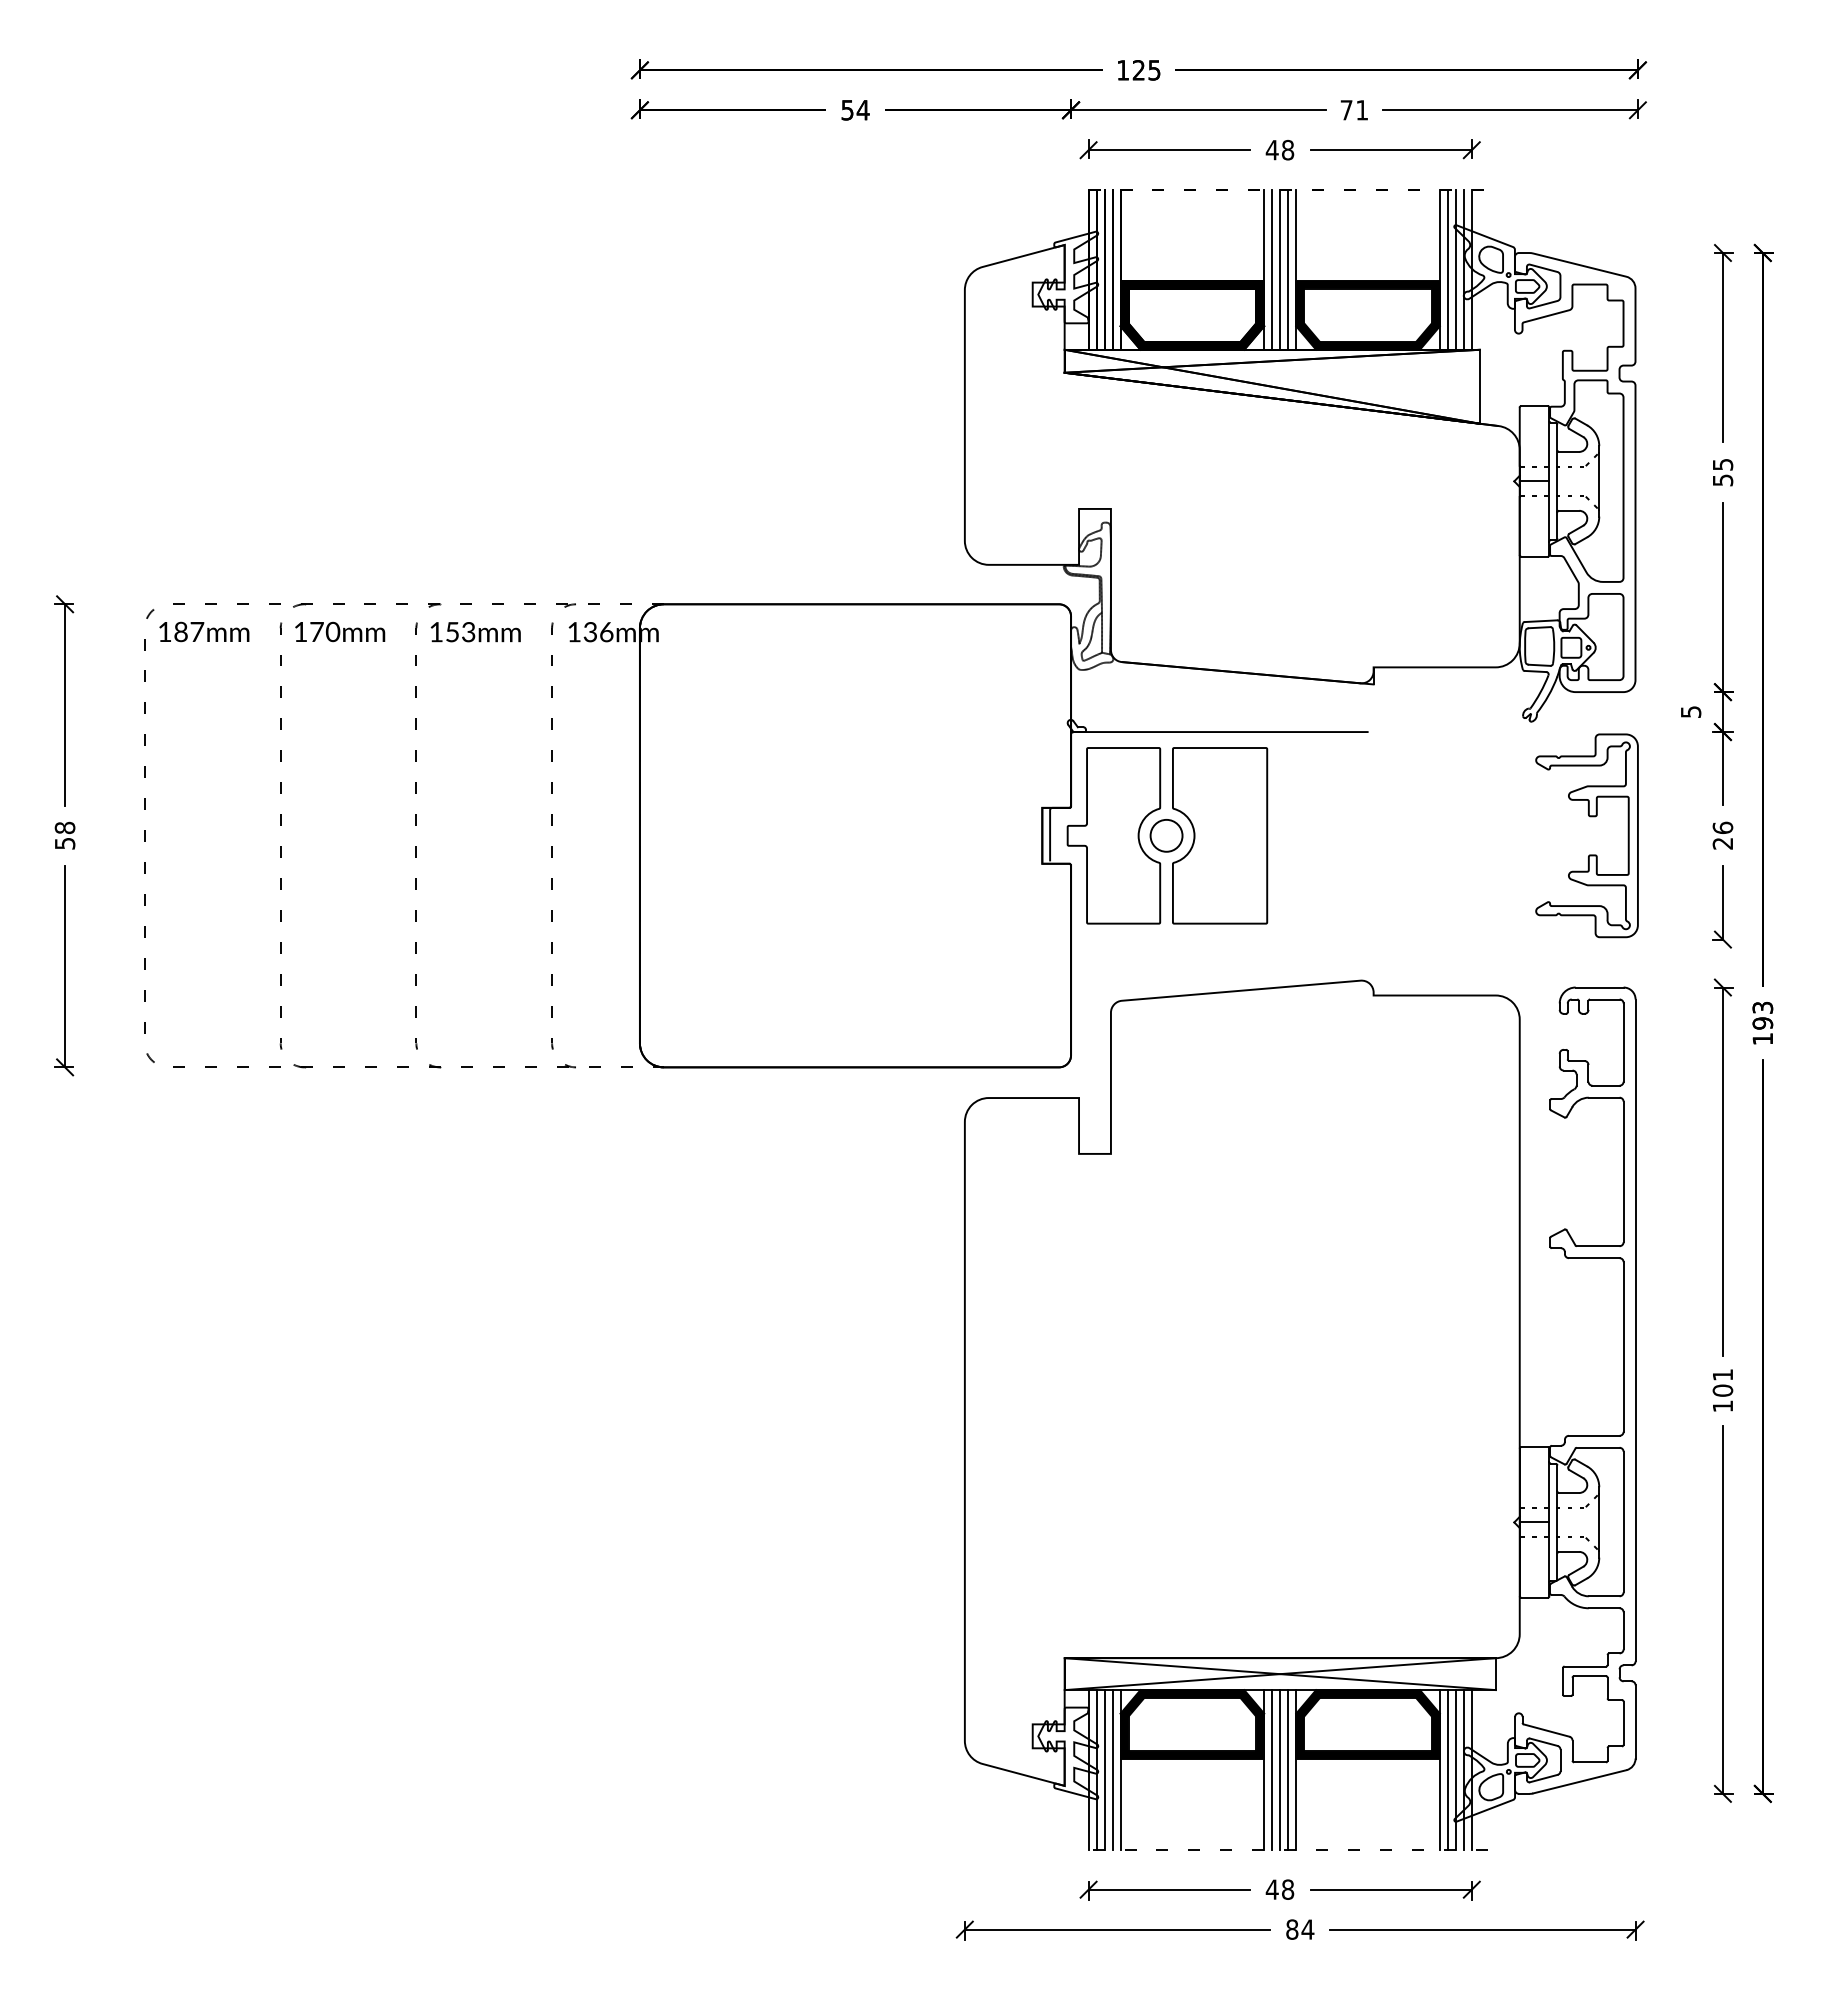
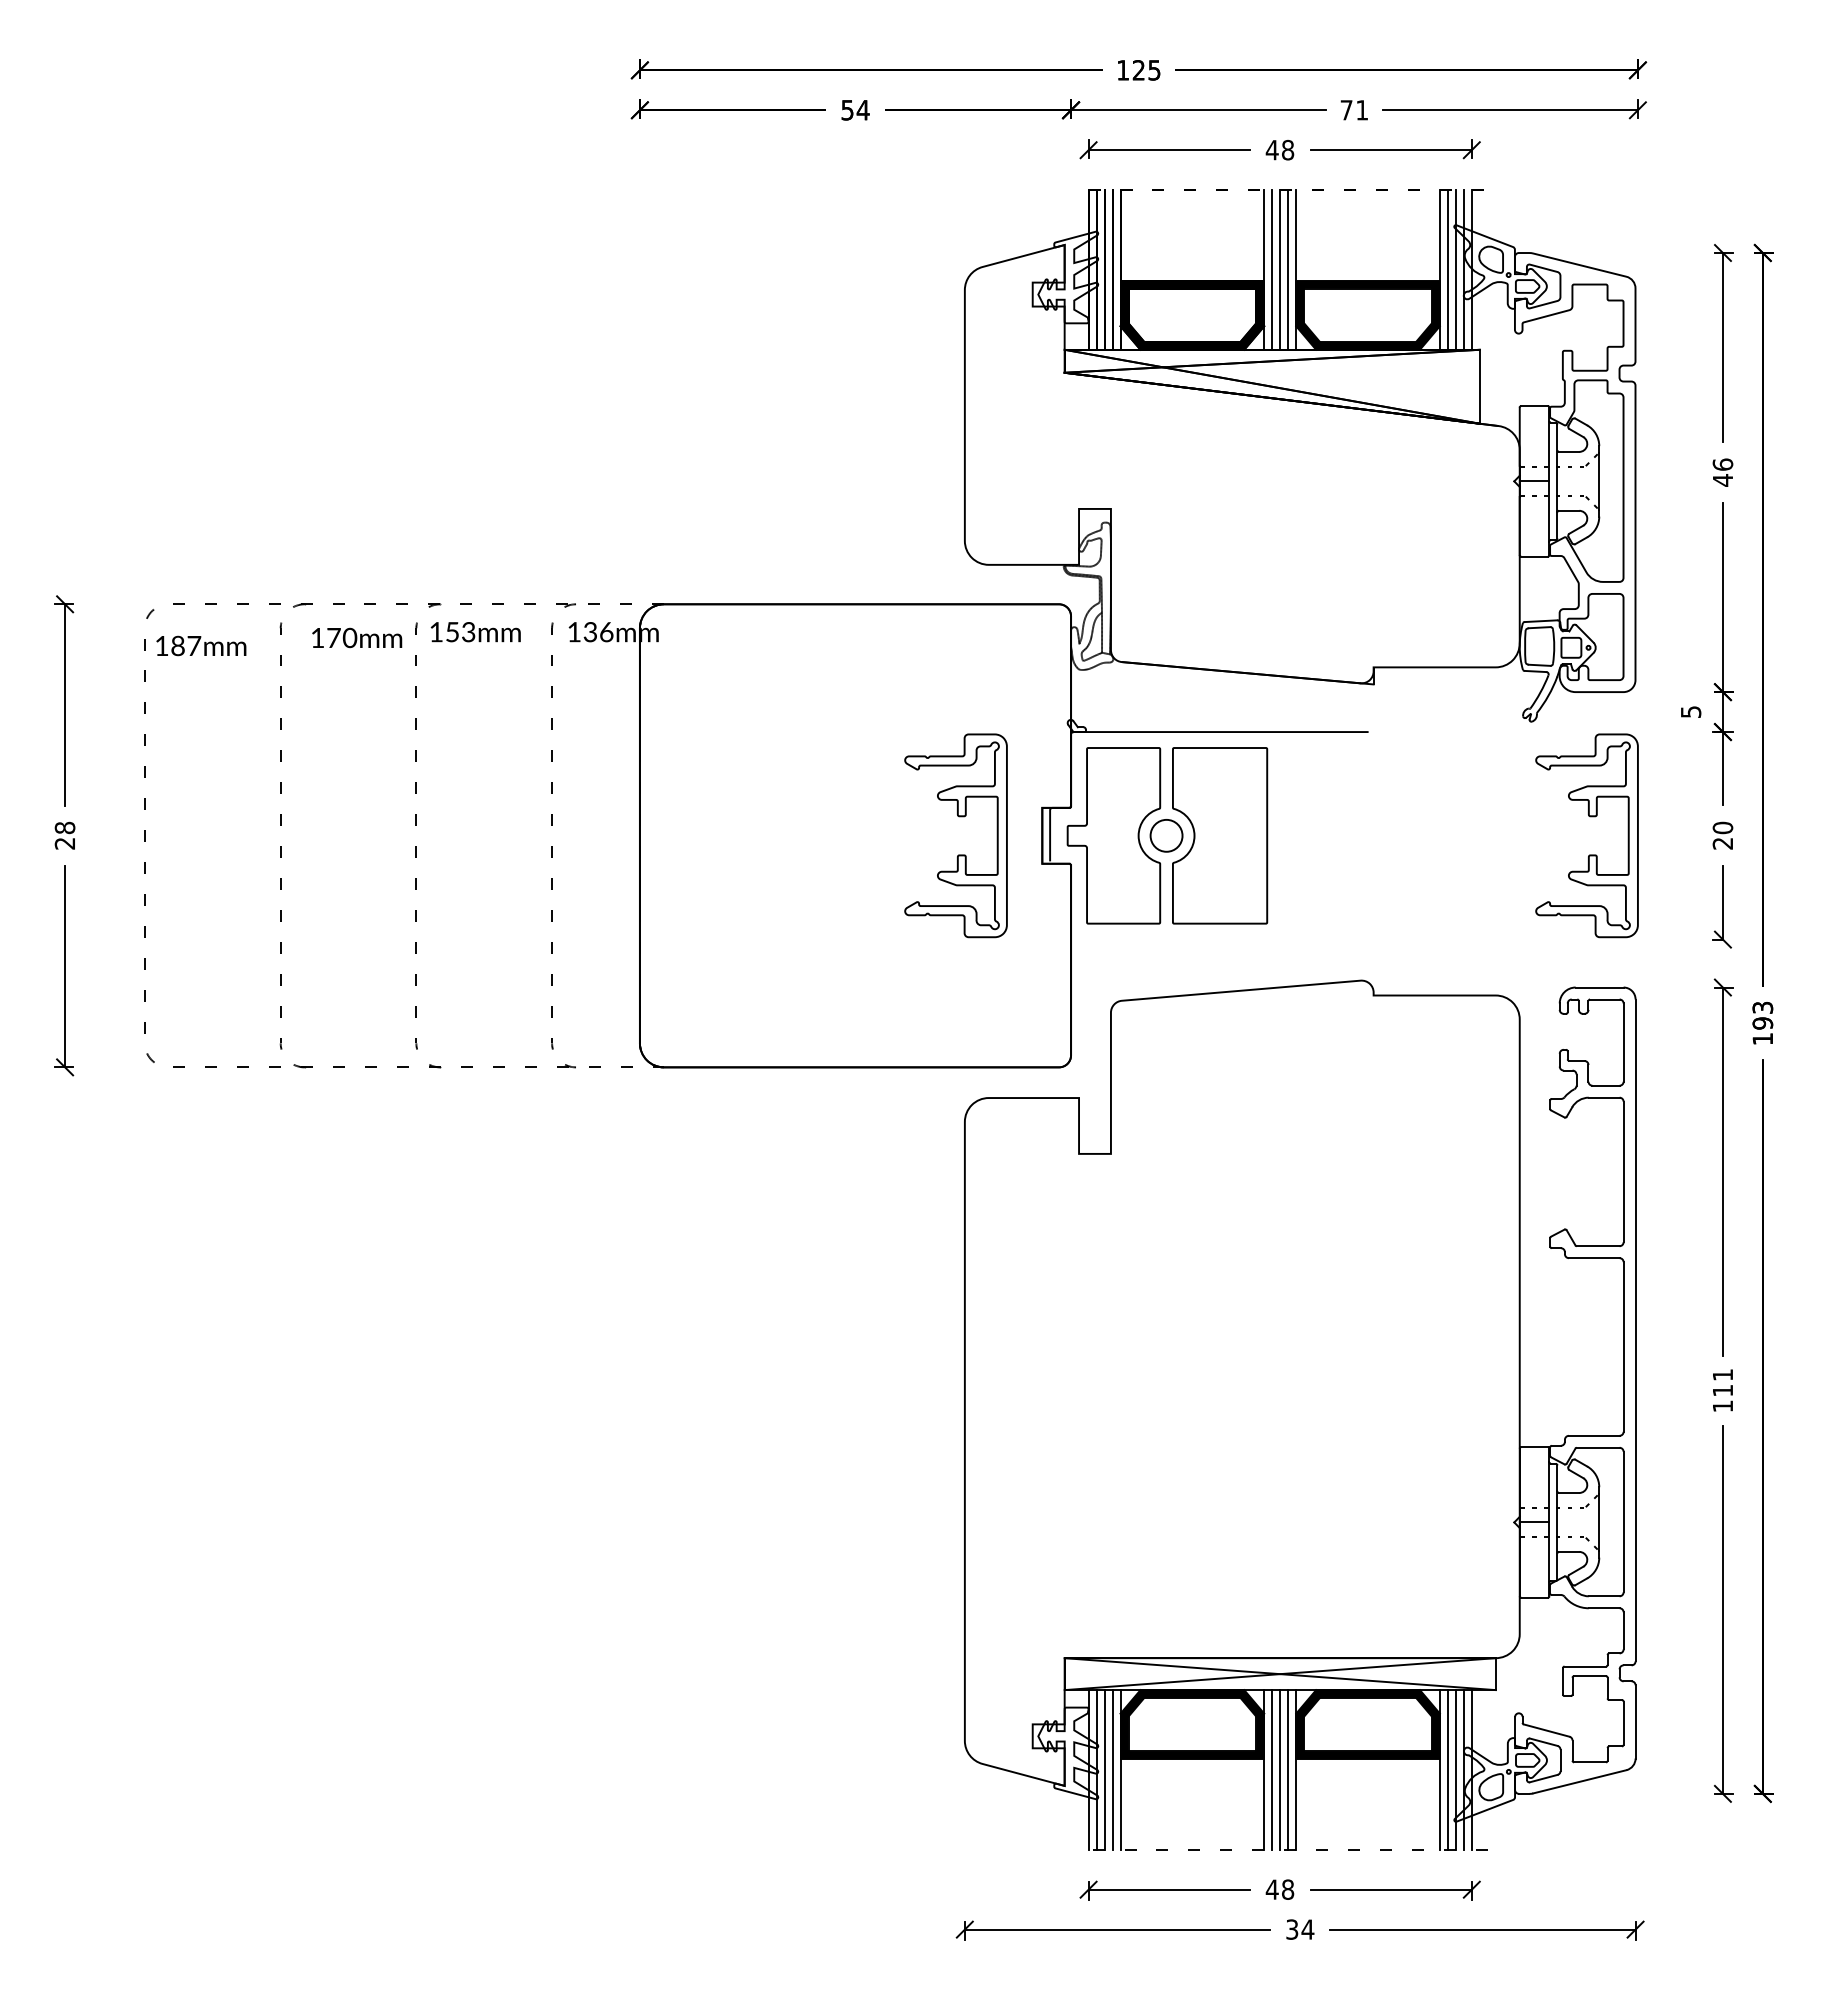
text: 55 -> 46 (1722, 472)
text position: (204, 631) -> (201, 645) (201, 645)
text position: (340, 631) -> (357, 637) (357, 637)
part: none -> present (959, 817)
text: 26 -> 20 (1722, 827)
text: 58 -> 28 (64, 843)
text: 101 -> 111 (1722, 1390)
text: 84 -> 34 (1292, 1929)
